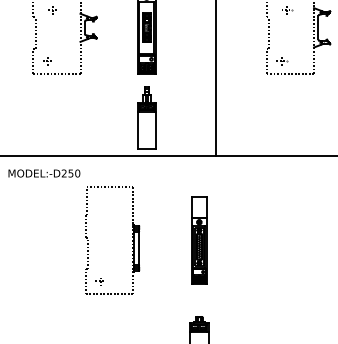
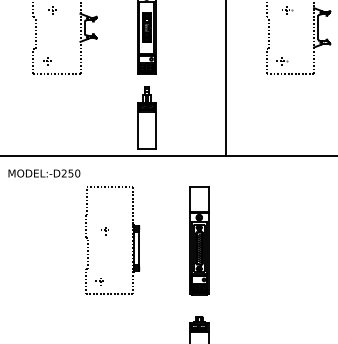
line position: (216, 79) -> (226, 79) (226, 79)
part: none -> present (104, 231)
part size: 17x89 px -> 21x110 px (199, 240)
